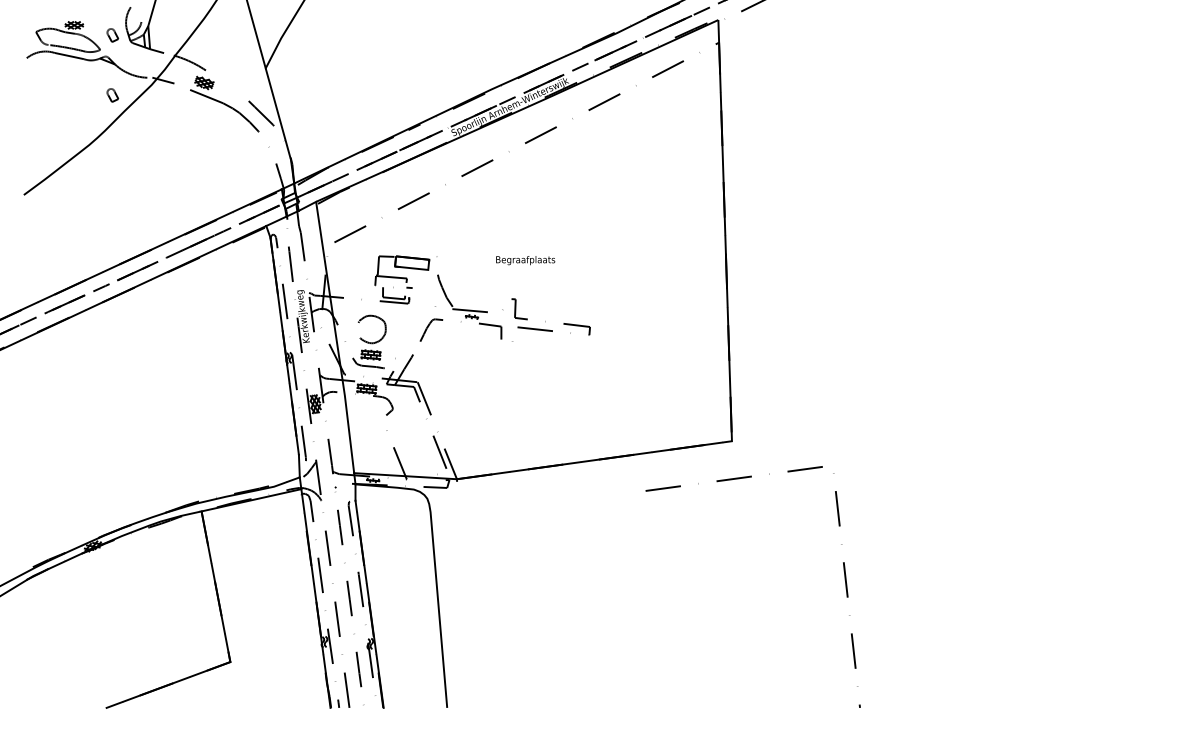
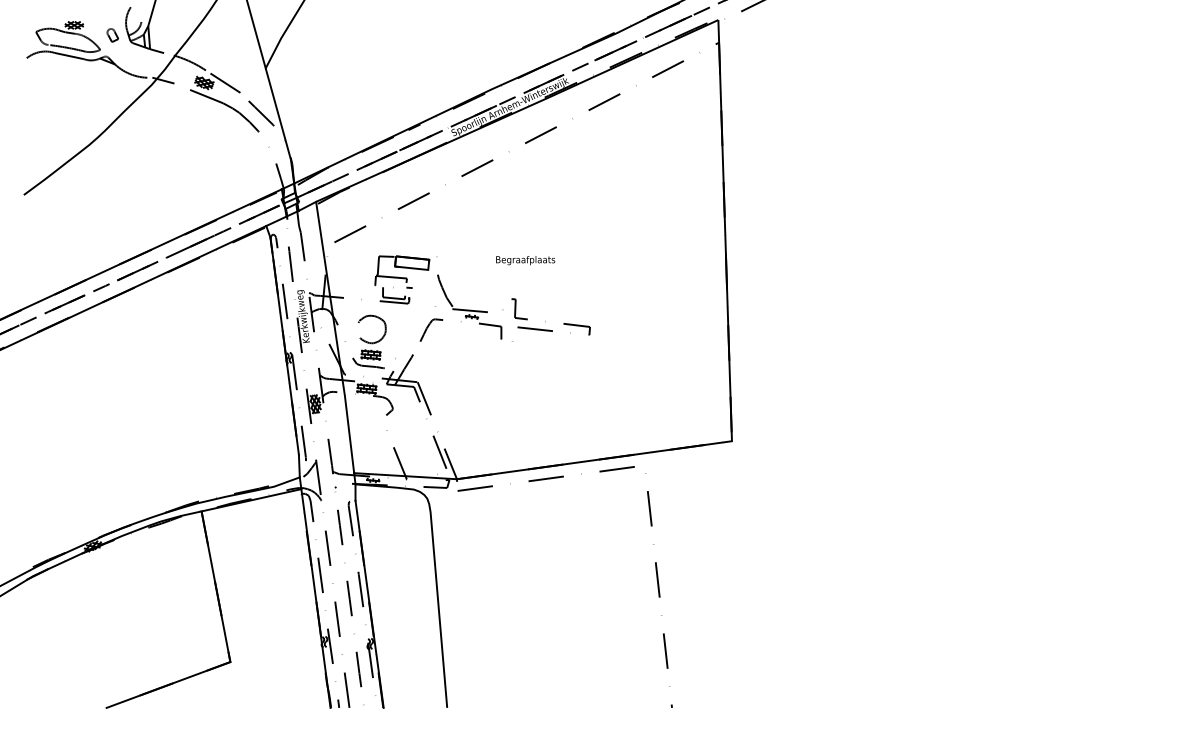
line: none -> present (222, 81)
part: present -> none (112, 95)
line position: (844, 580) -> (656, 580) (656, 580)
